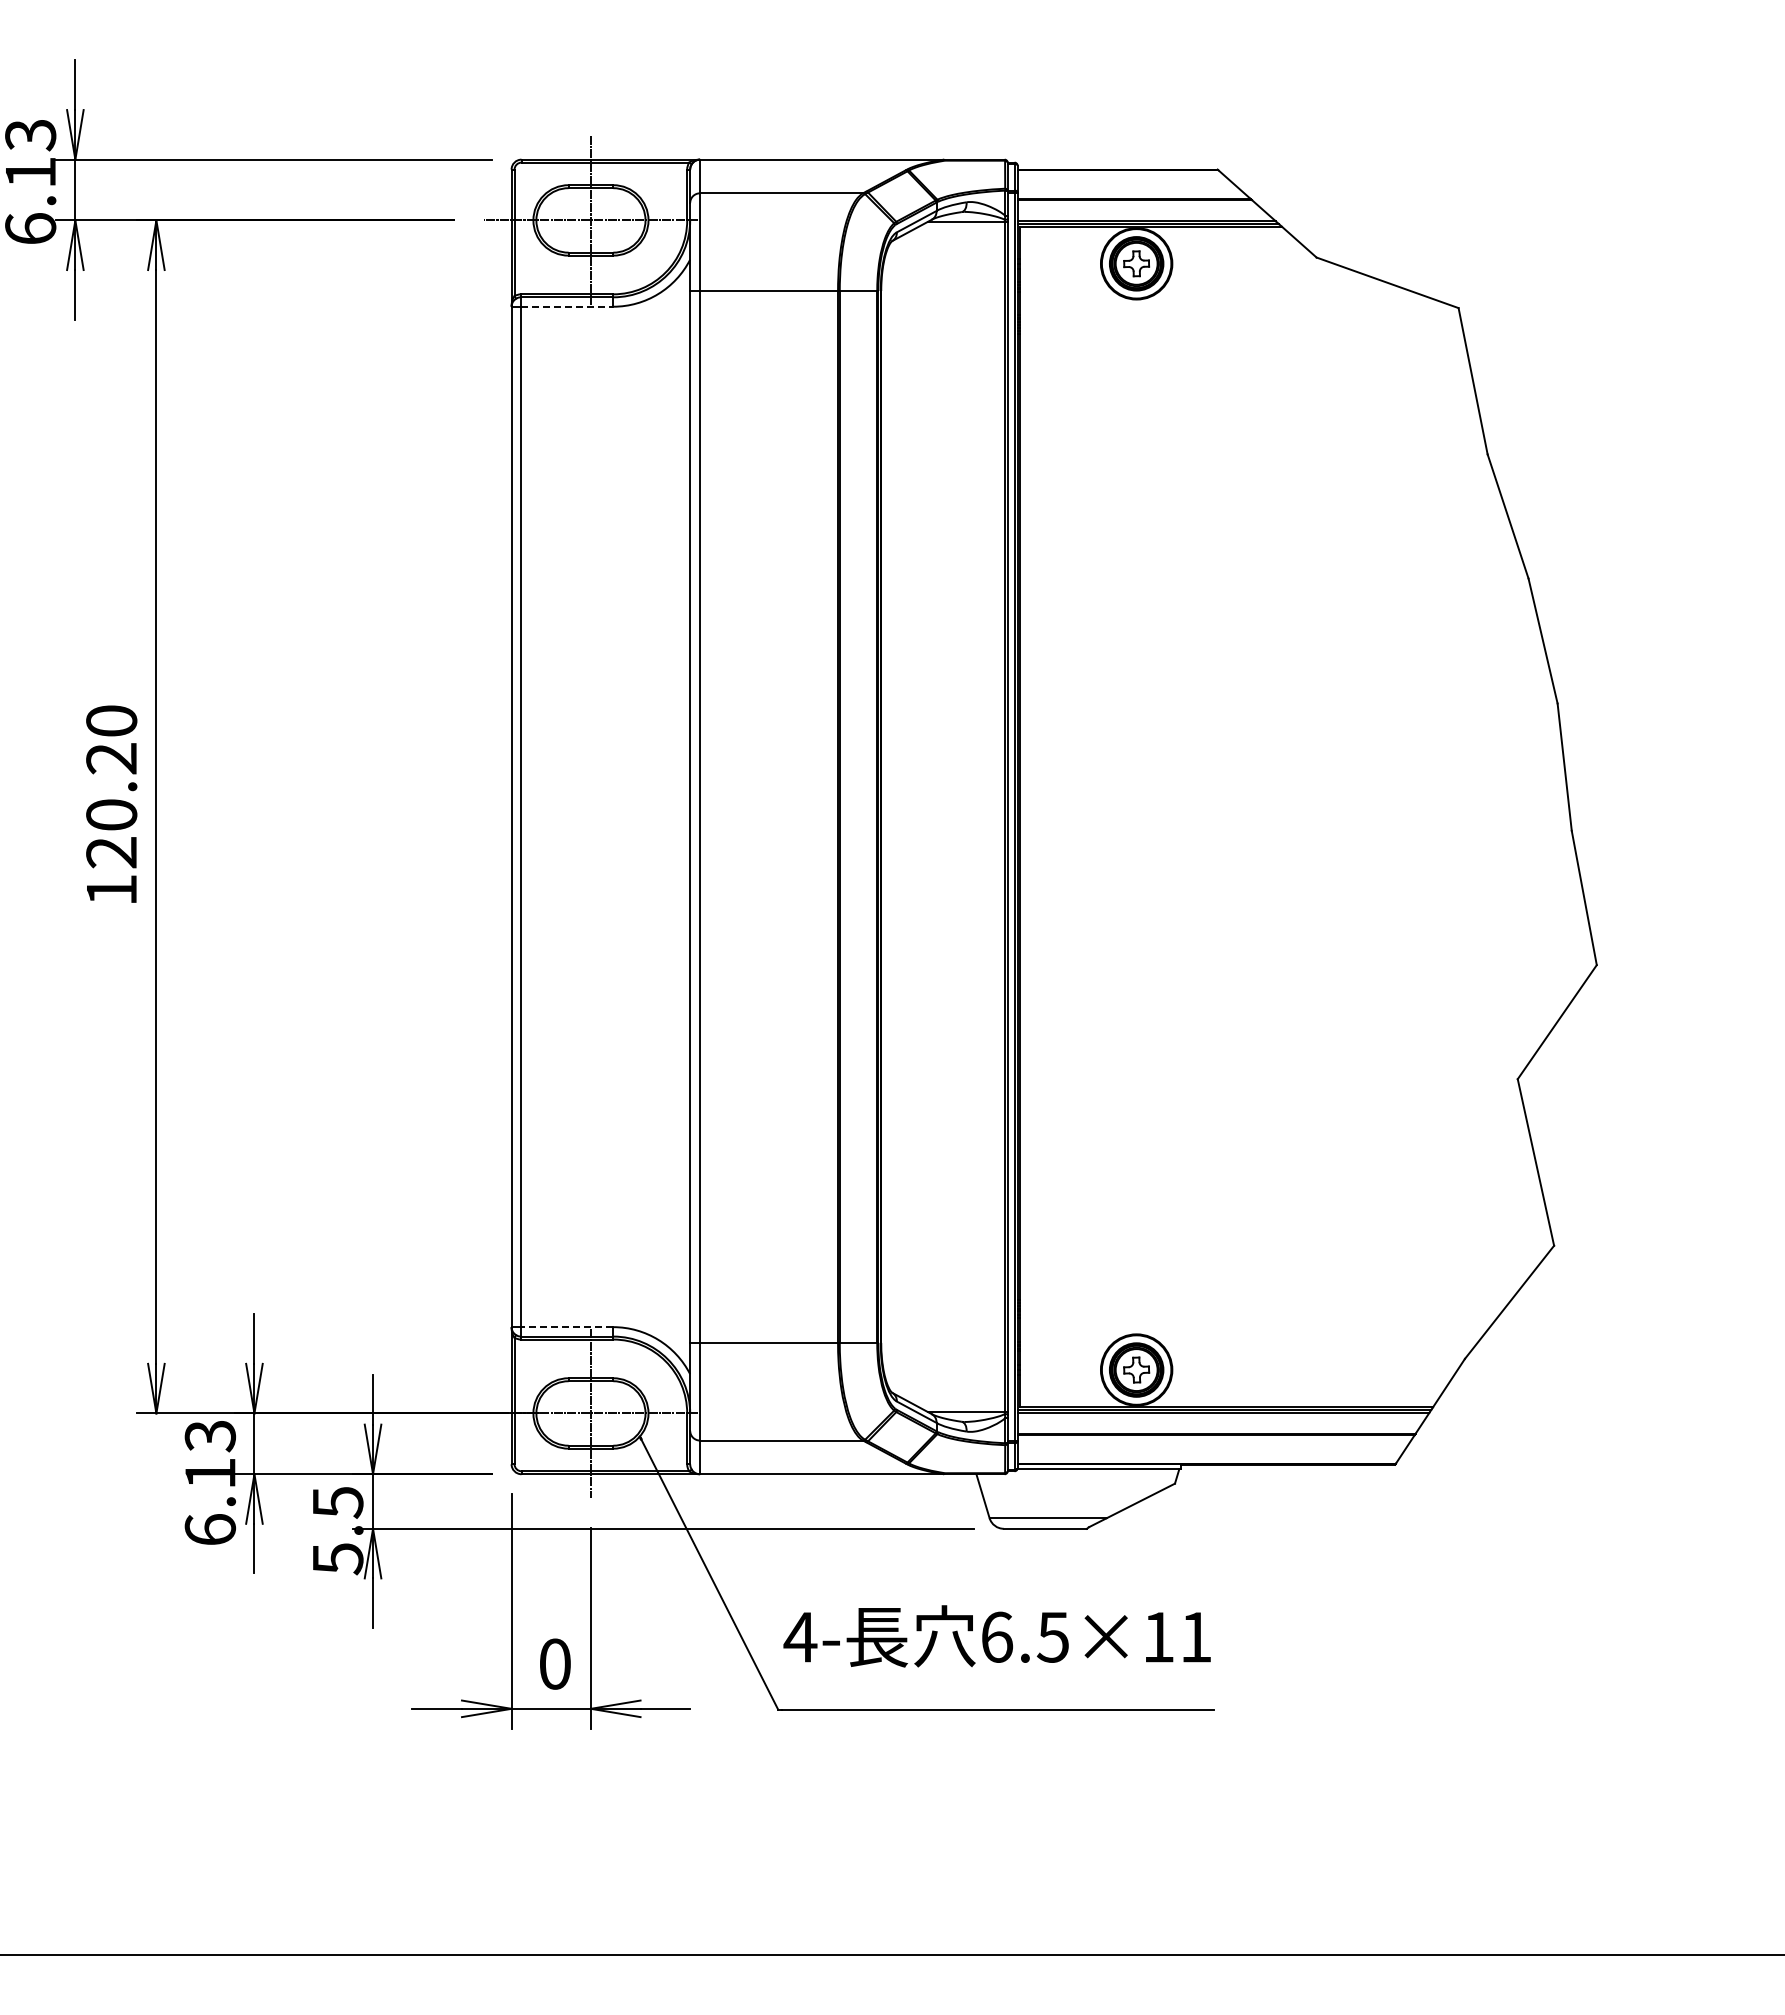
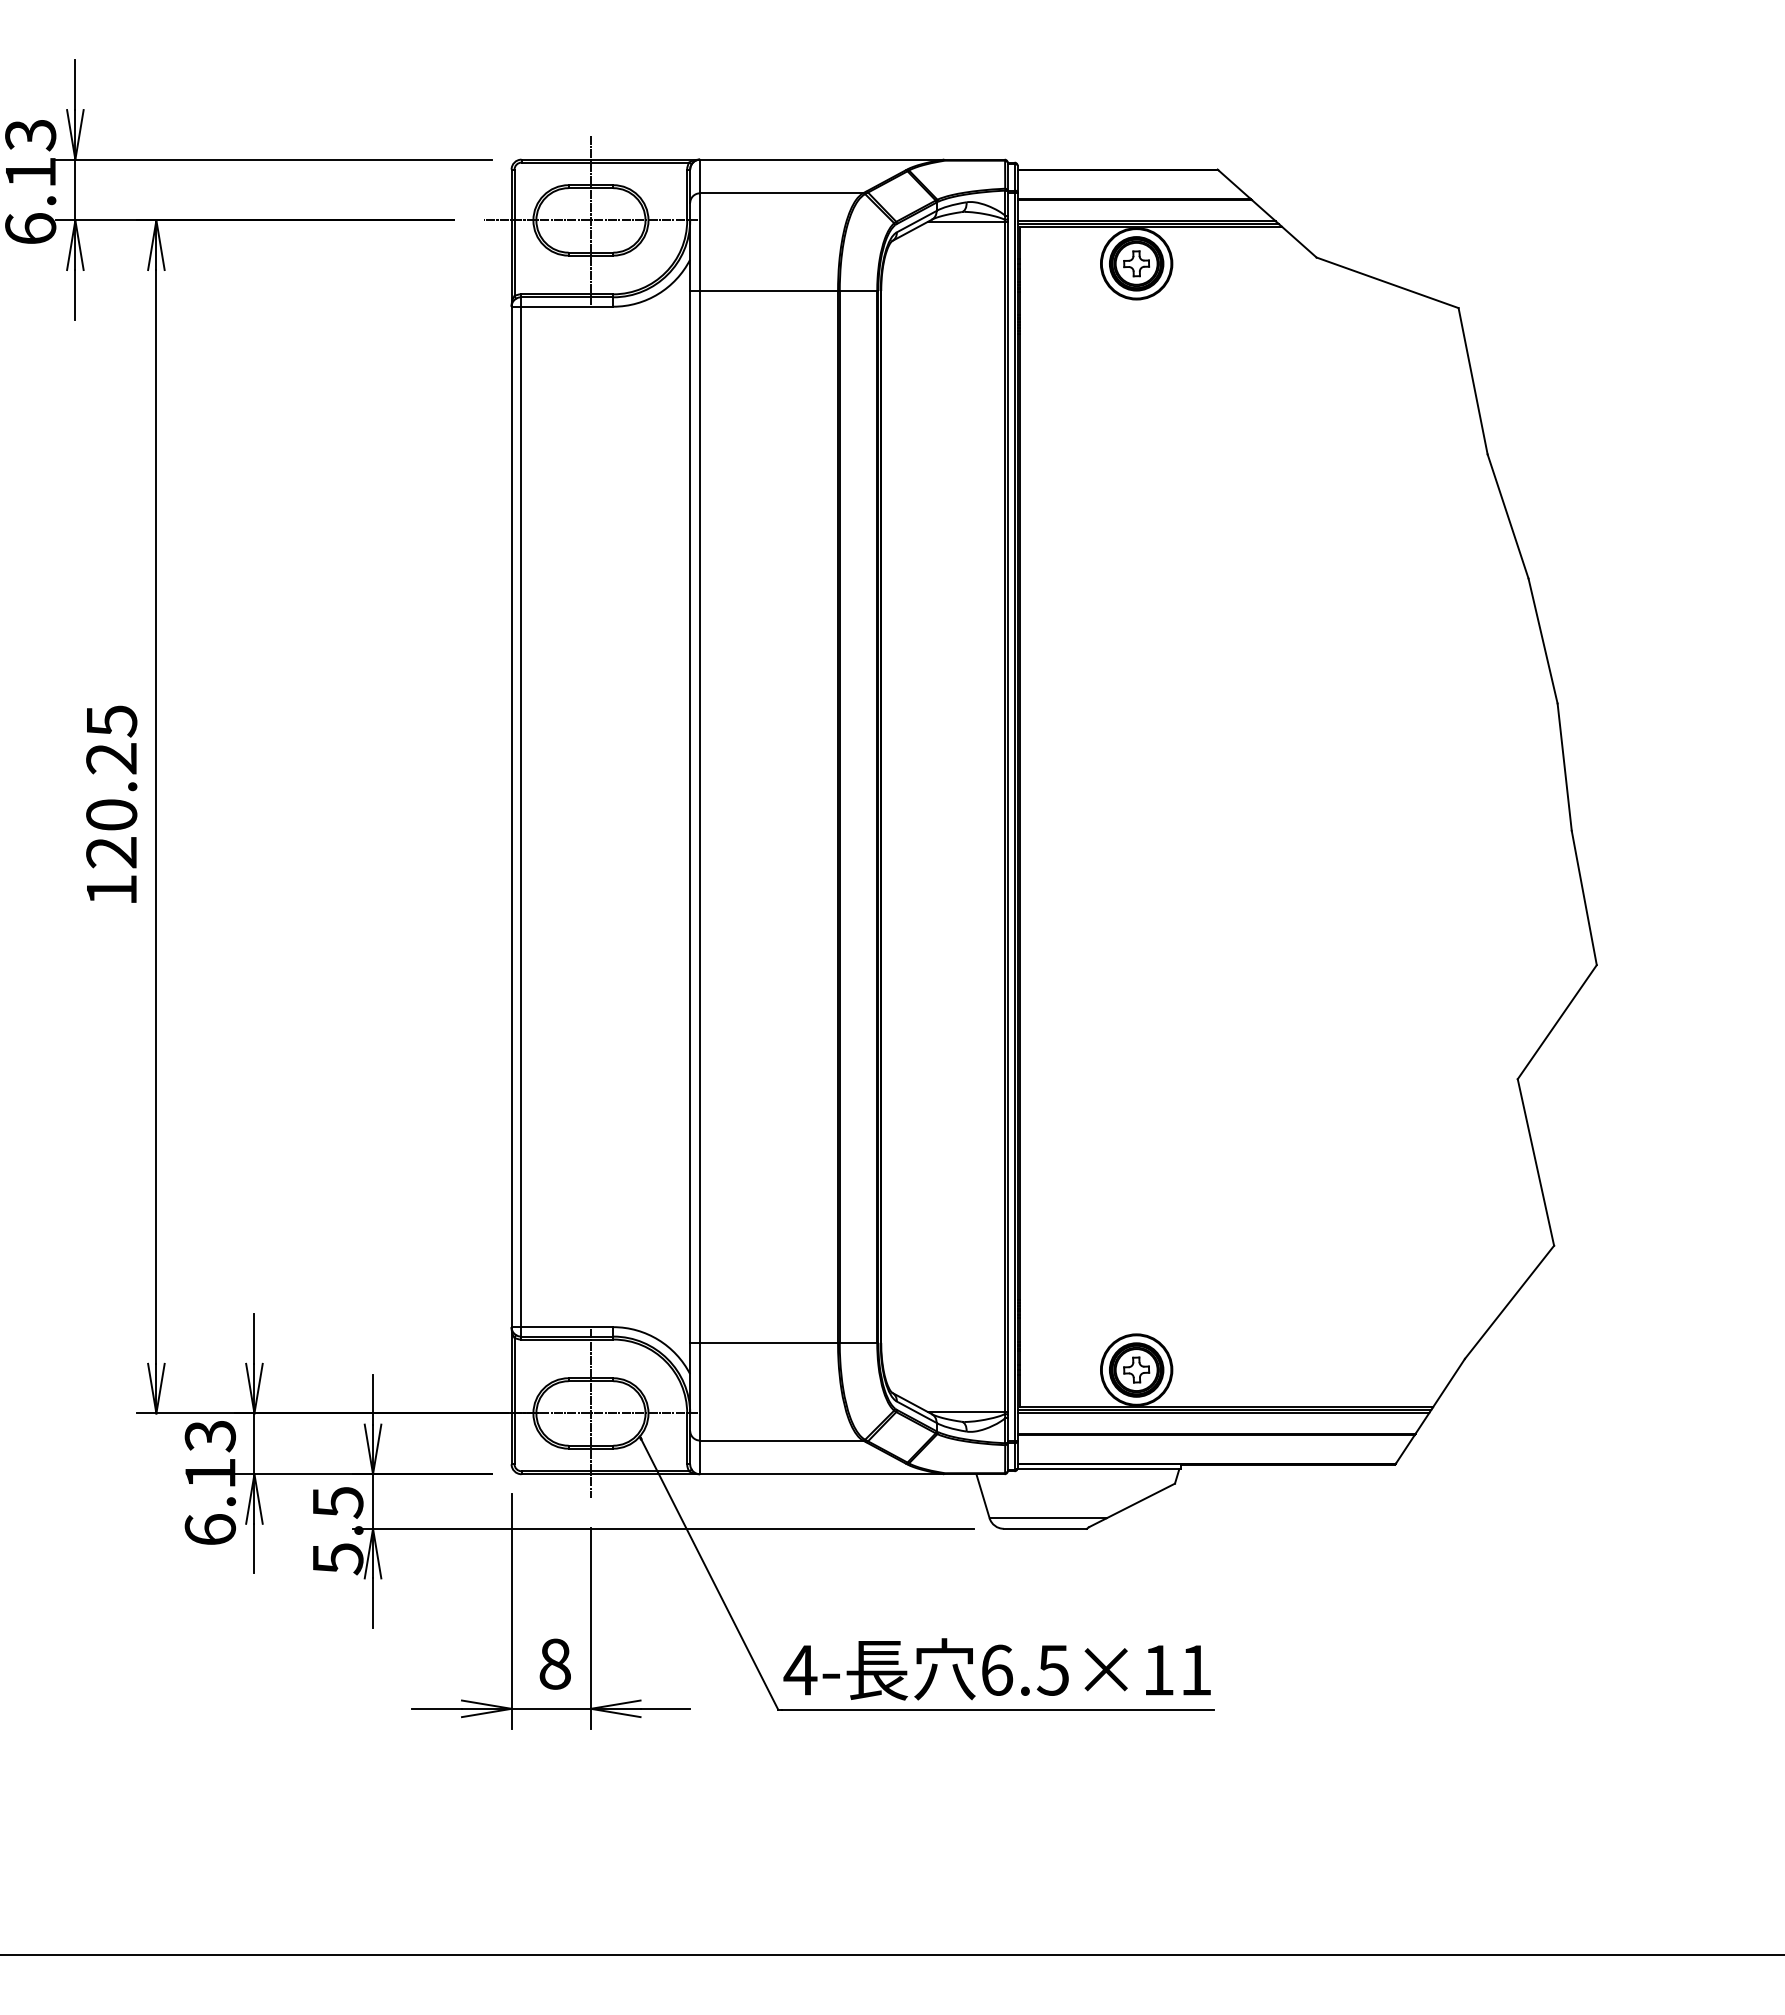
line: dashed -> solid (567, 306)
text: 120.20 -> 120.25 (111, 721)
line: dashed -> solid (566, 1327)
text position: (996, 1636) -> (996, 1669) (996, 1669)
text: 0 -> 8 (554, 1663)
